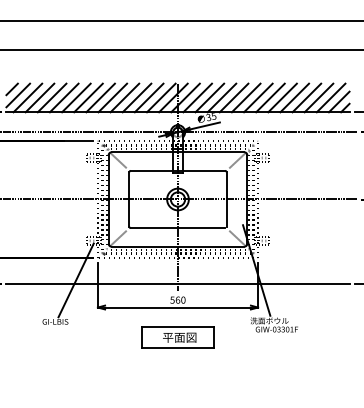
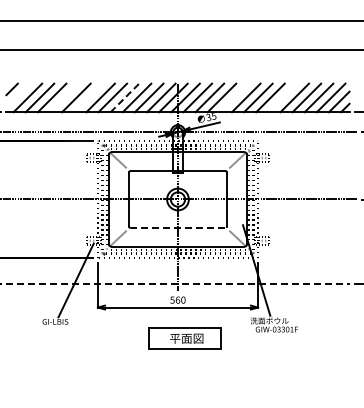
line: present -> none (18, 95)
line: present -> none (63, 97)
line: present -> none (88, 97)
line: solid -> dashed (125, 97)
line: present -> none (233, 97)
line: present -> none (282, 97)
line: solid -> dashed (177, 228)
line: solid -> dashed (177, 283)
part position: (177, 337) -> (184, 338) (184, 338)
